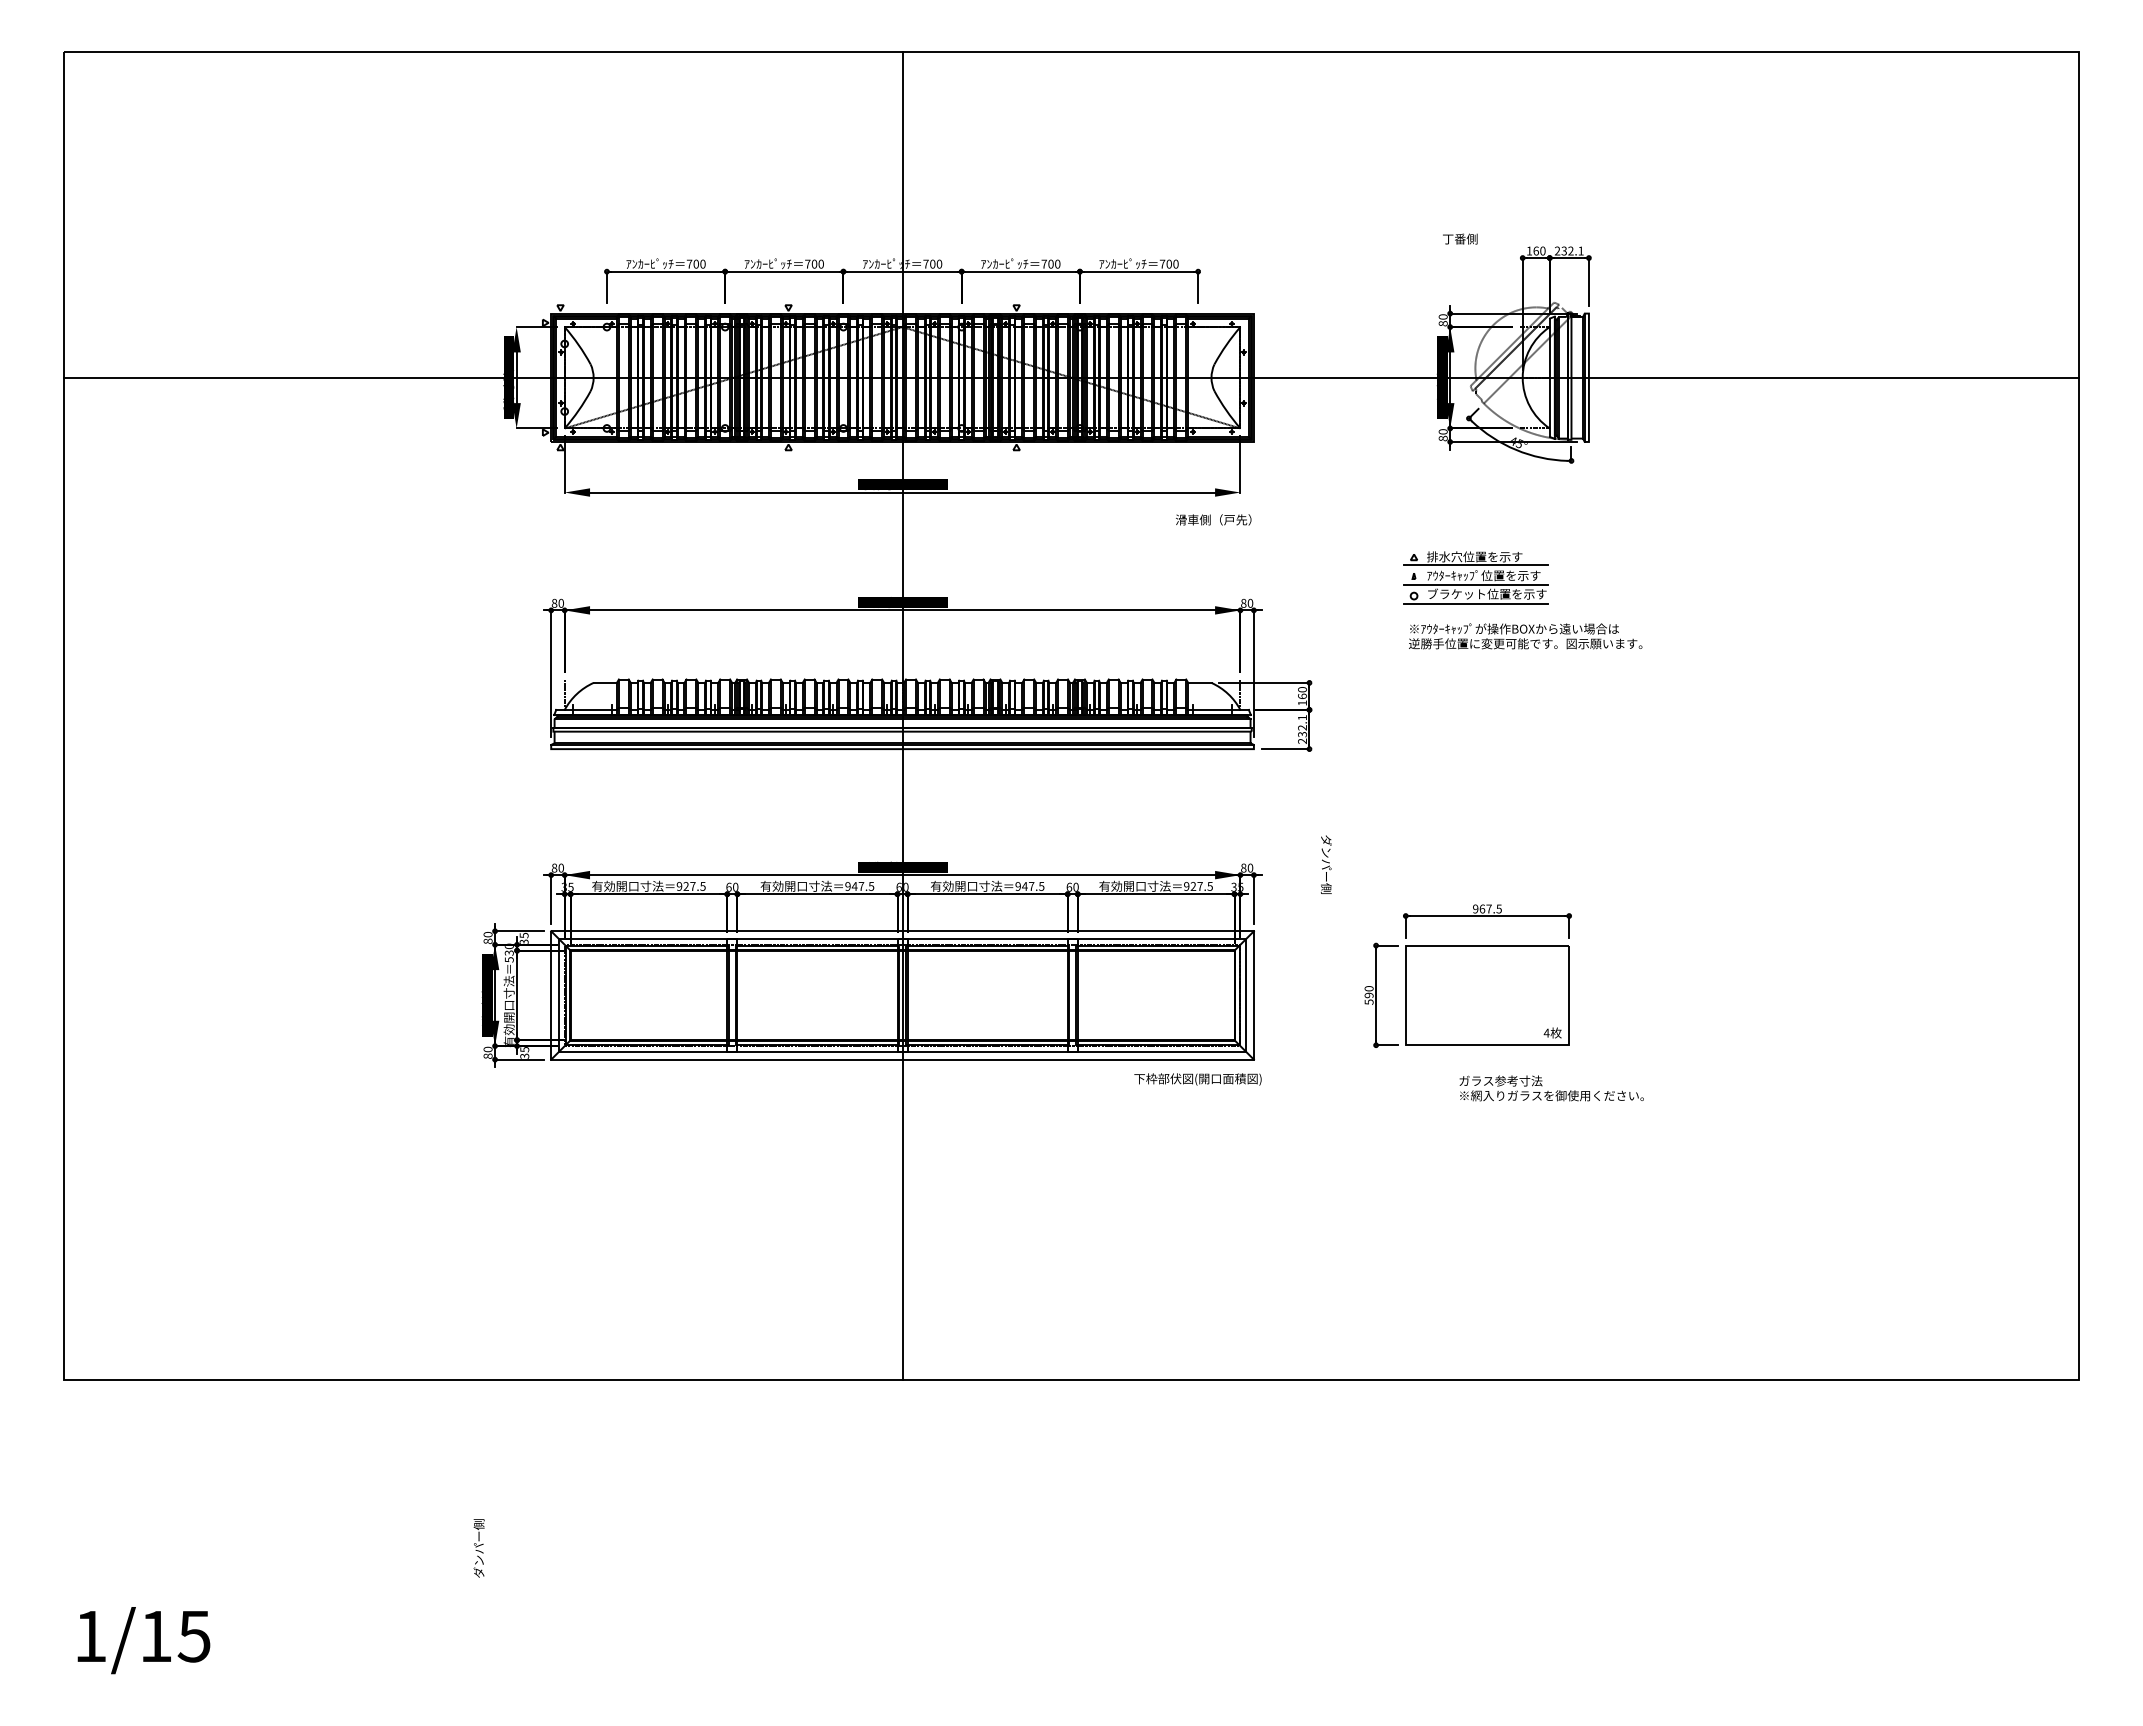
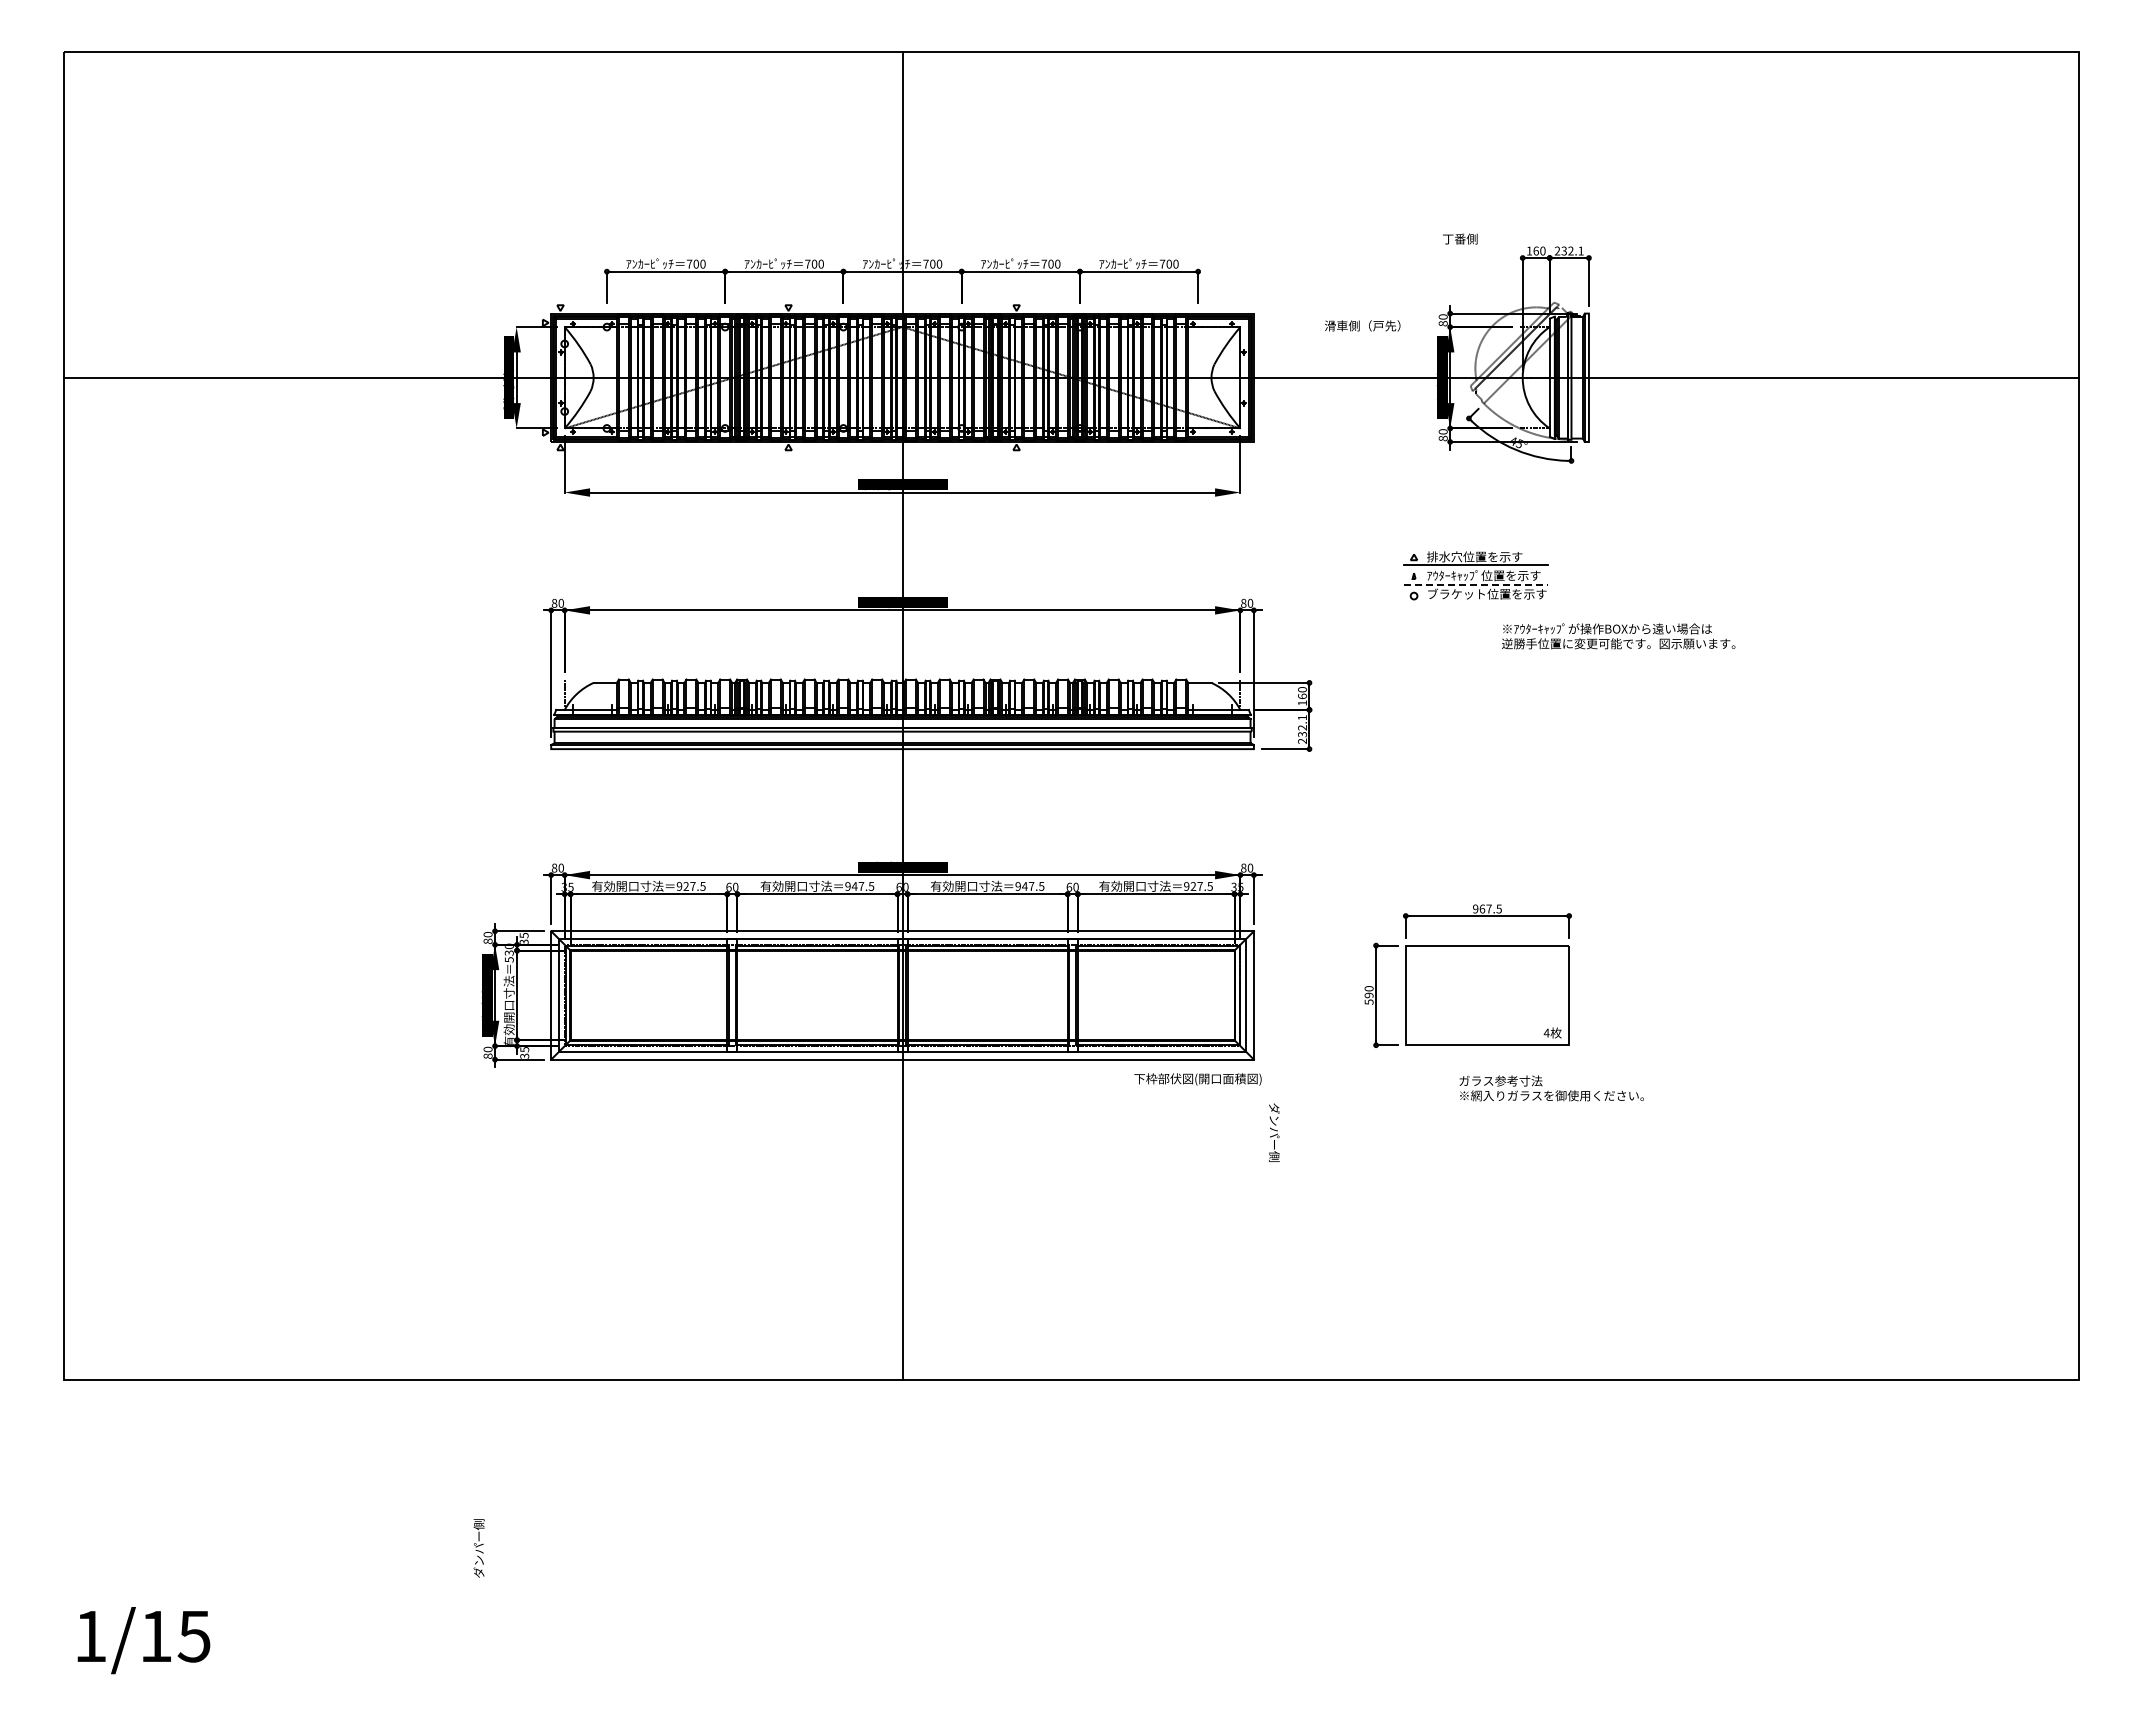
text position: (1213, 519) -> (1362, 325) (1362, 325)
line: solid -> dashed (1475, 584)
line: present -> none (1475, 603)
text position: (1525, 636) -> (1618, 636) (1618, 636)
text position: (1325, 864) -> (1273, 1132) (1273, 1132)
